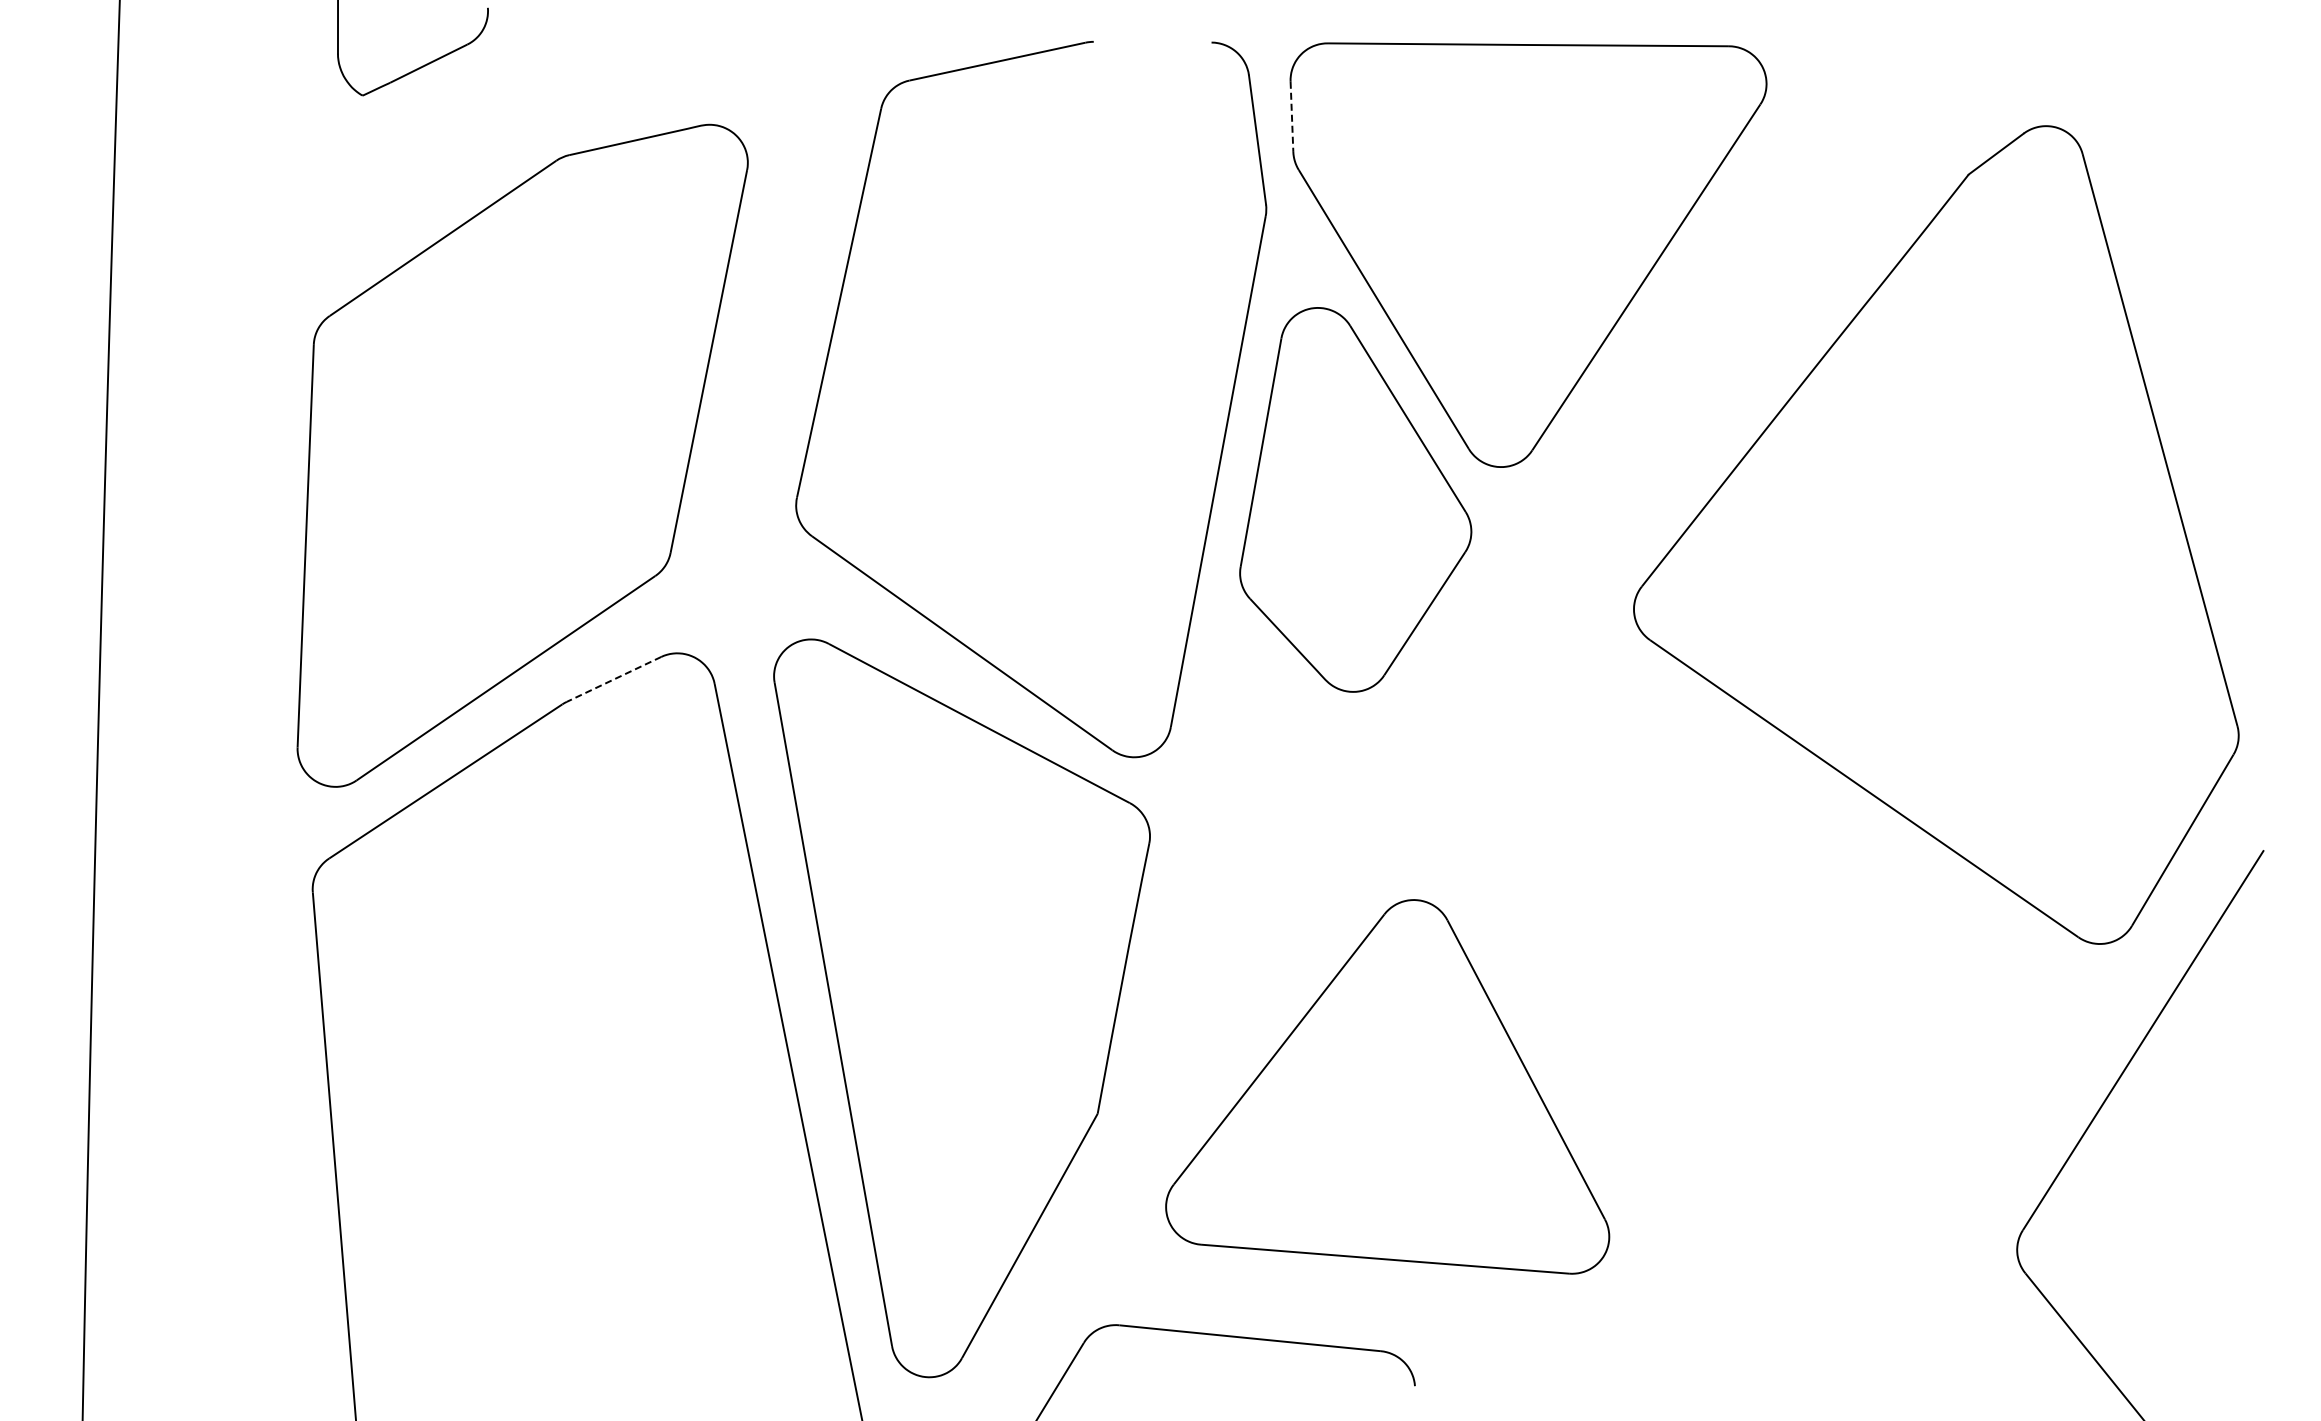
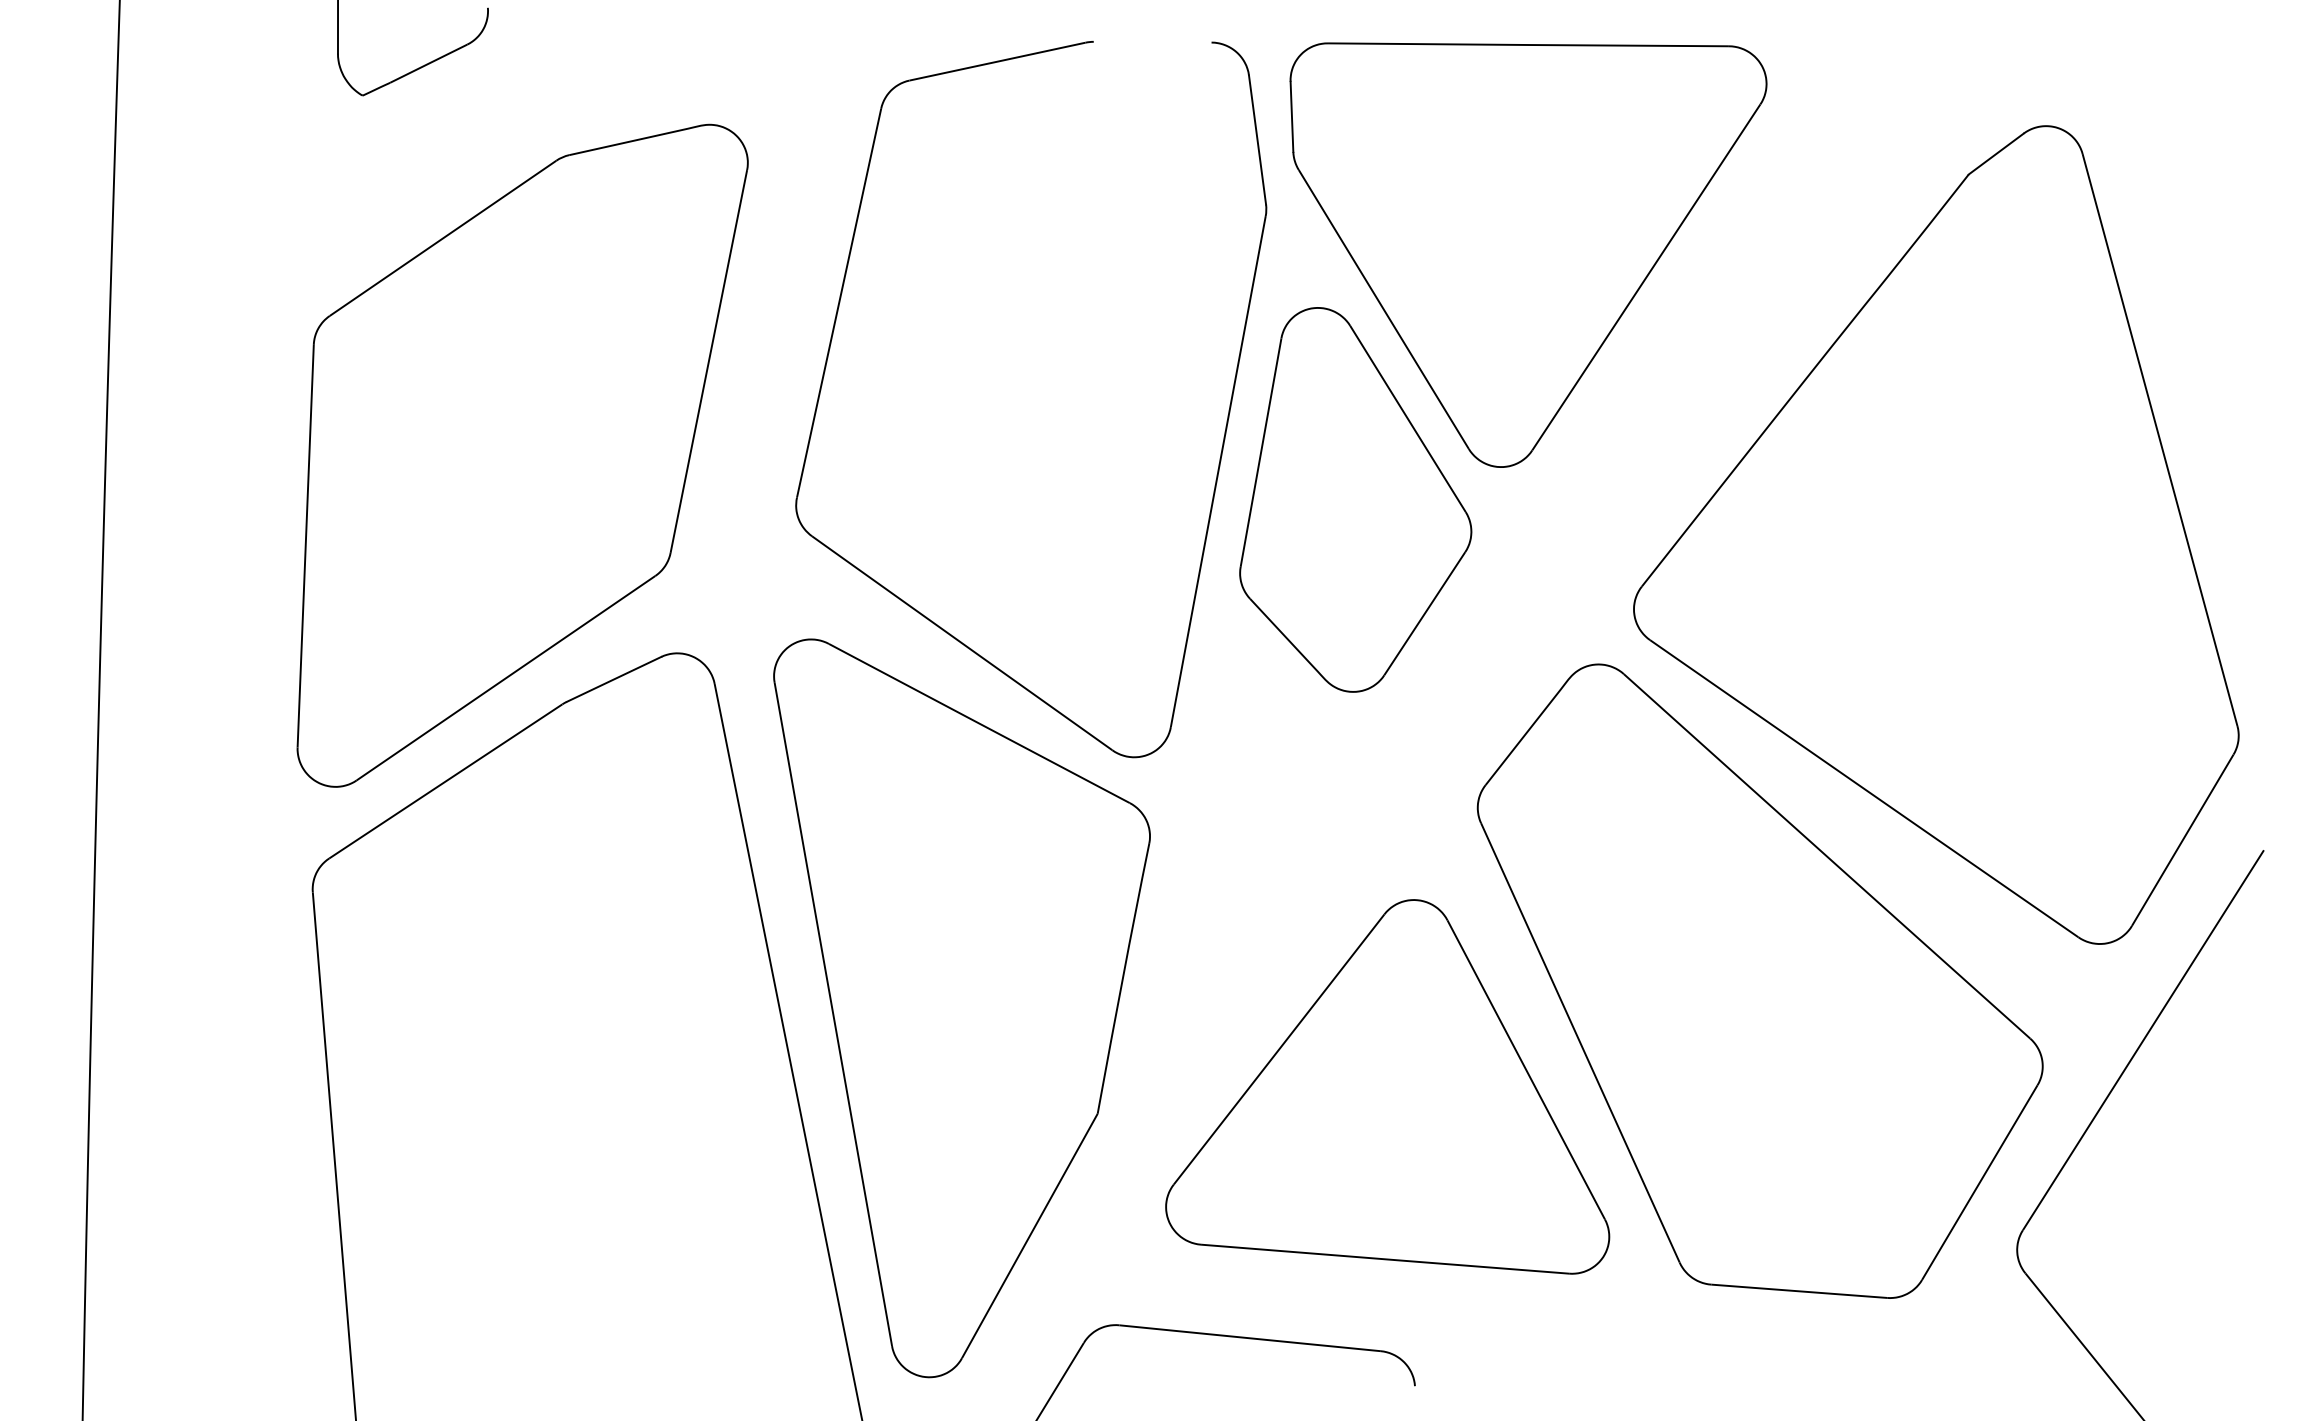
line: dashed -> solid (1291, 117)
line: dashed -> solid (613, 679)
part: none -> present (1759, 980)
